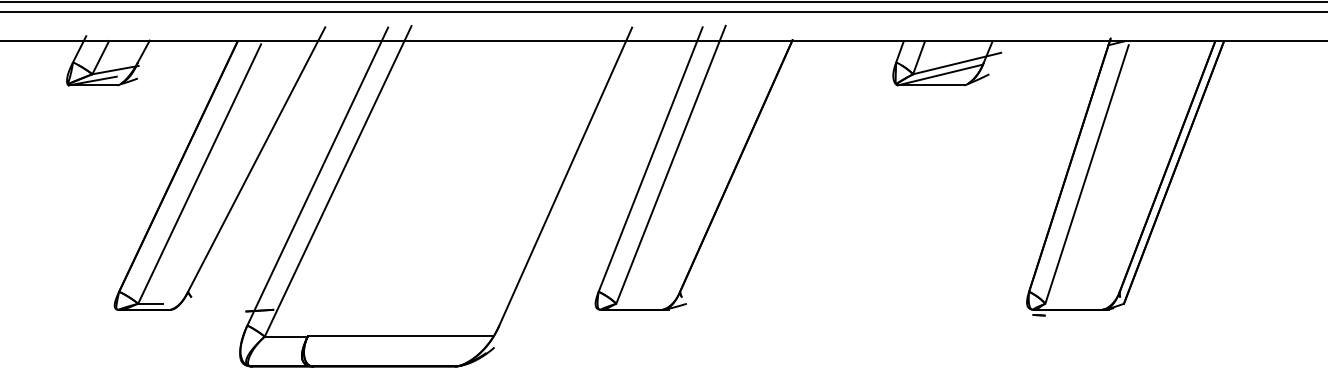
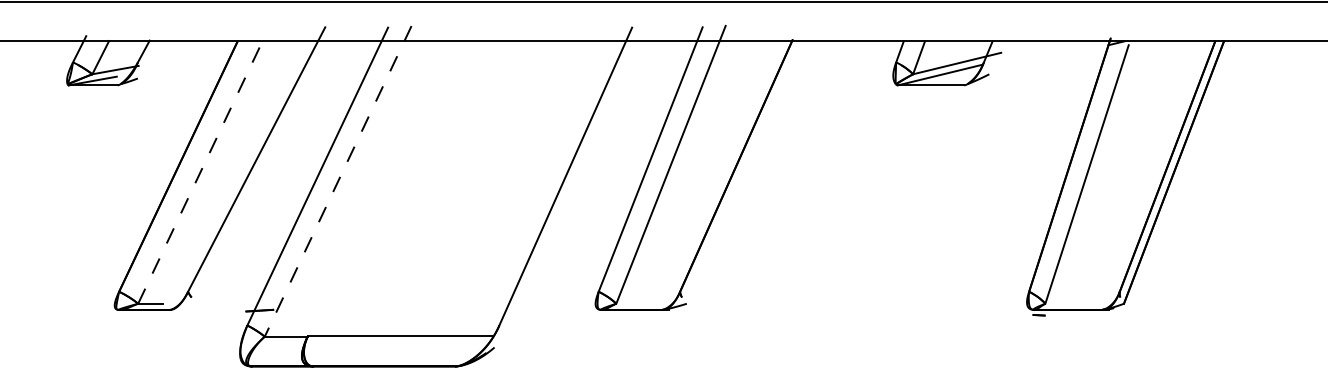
line: present -> none (663, 11)
line: solid -> dashed (199, 174)
line: solid -> dashed (338, 181)
